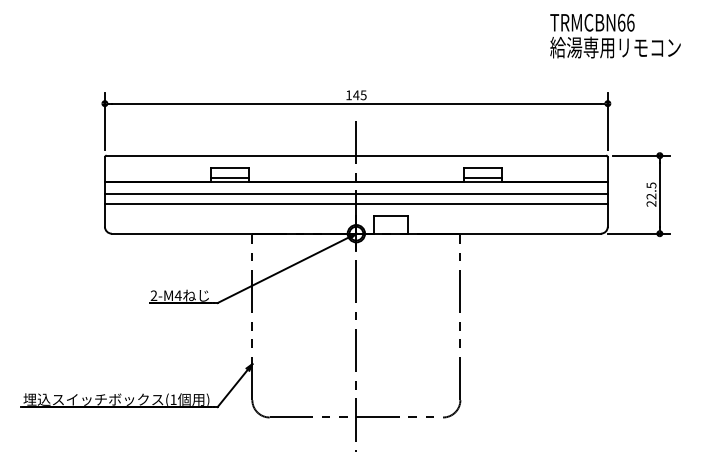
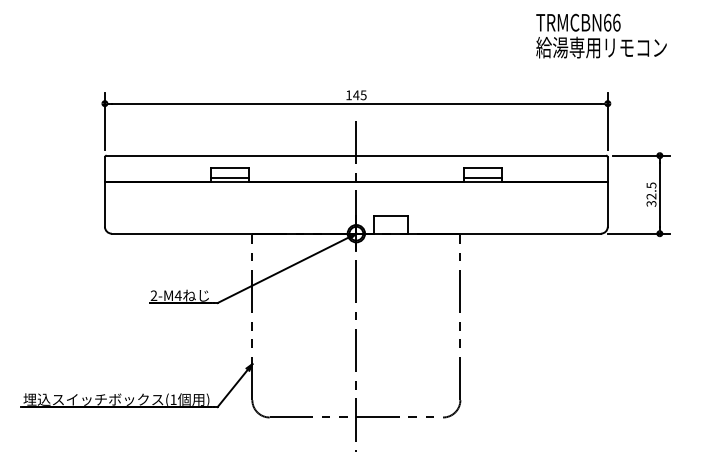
text position: (615, 35) -> (601, 35) (601, 35)
line: present -> none (355, 193)
text: 22.5 -> 32.5 (651, 203)
line: present -> none (355, 204)
